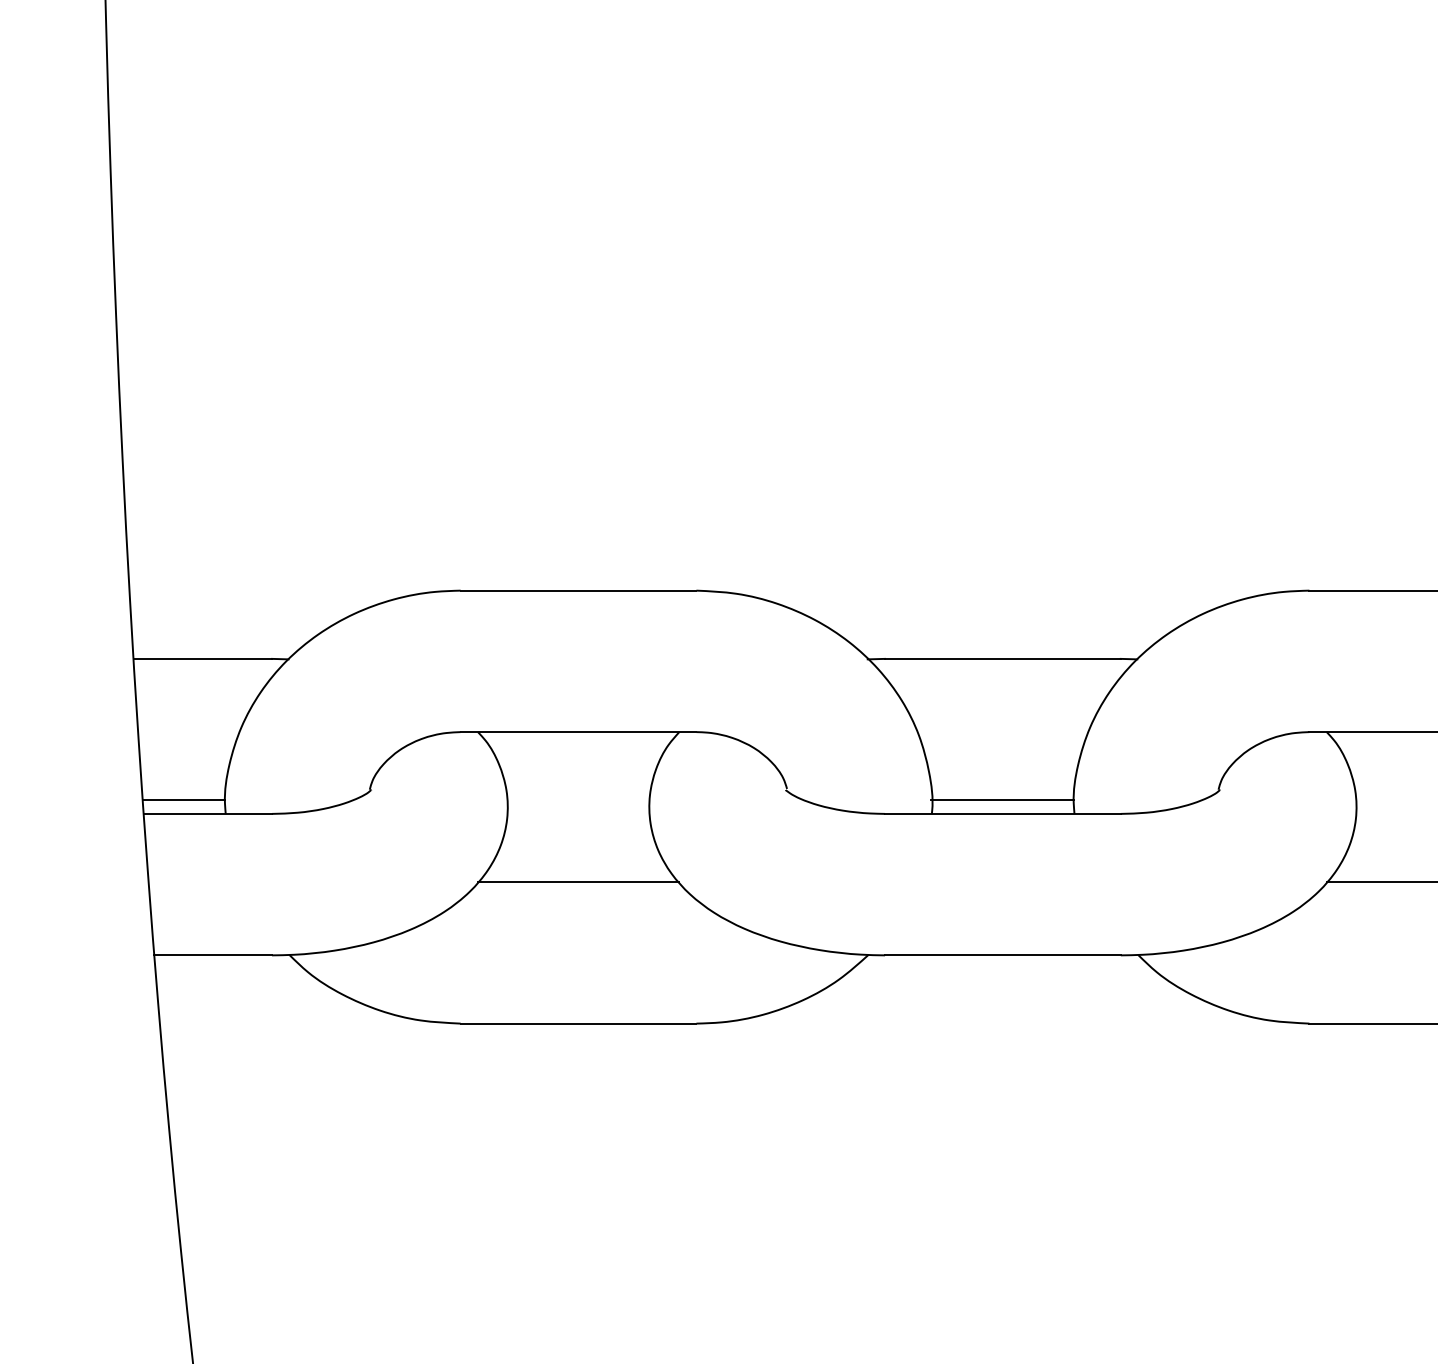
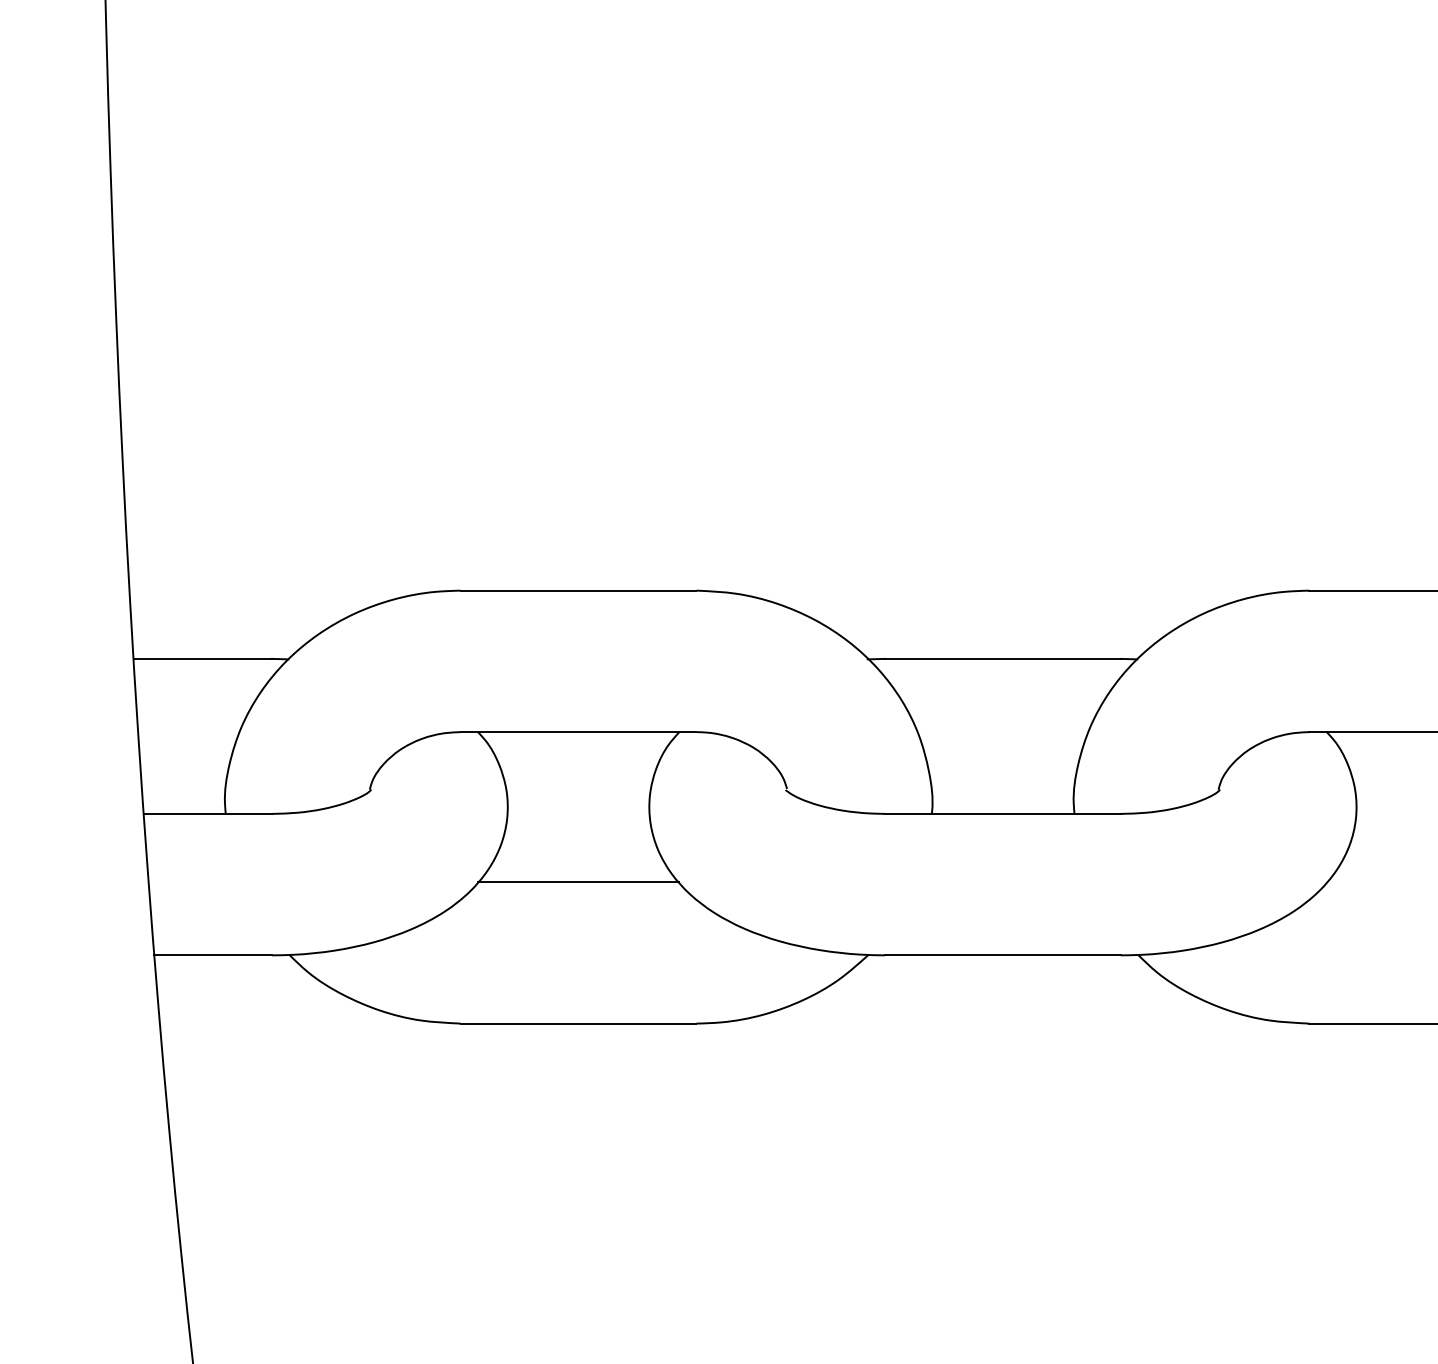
line: present -> none (183, 800)
line: present -> none (1002, 800)
line: present -> none (1380, 882)
